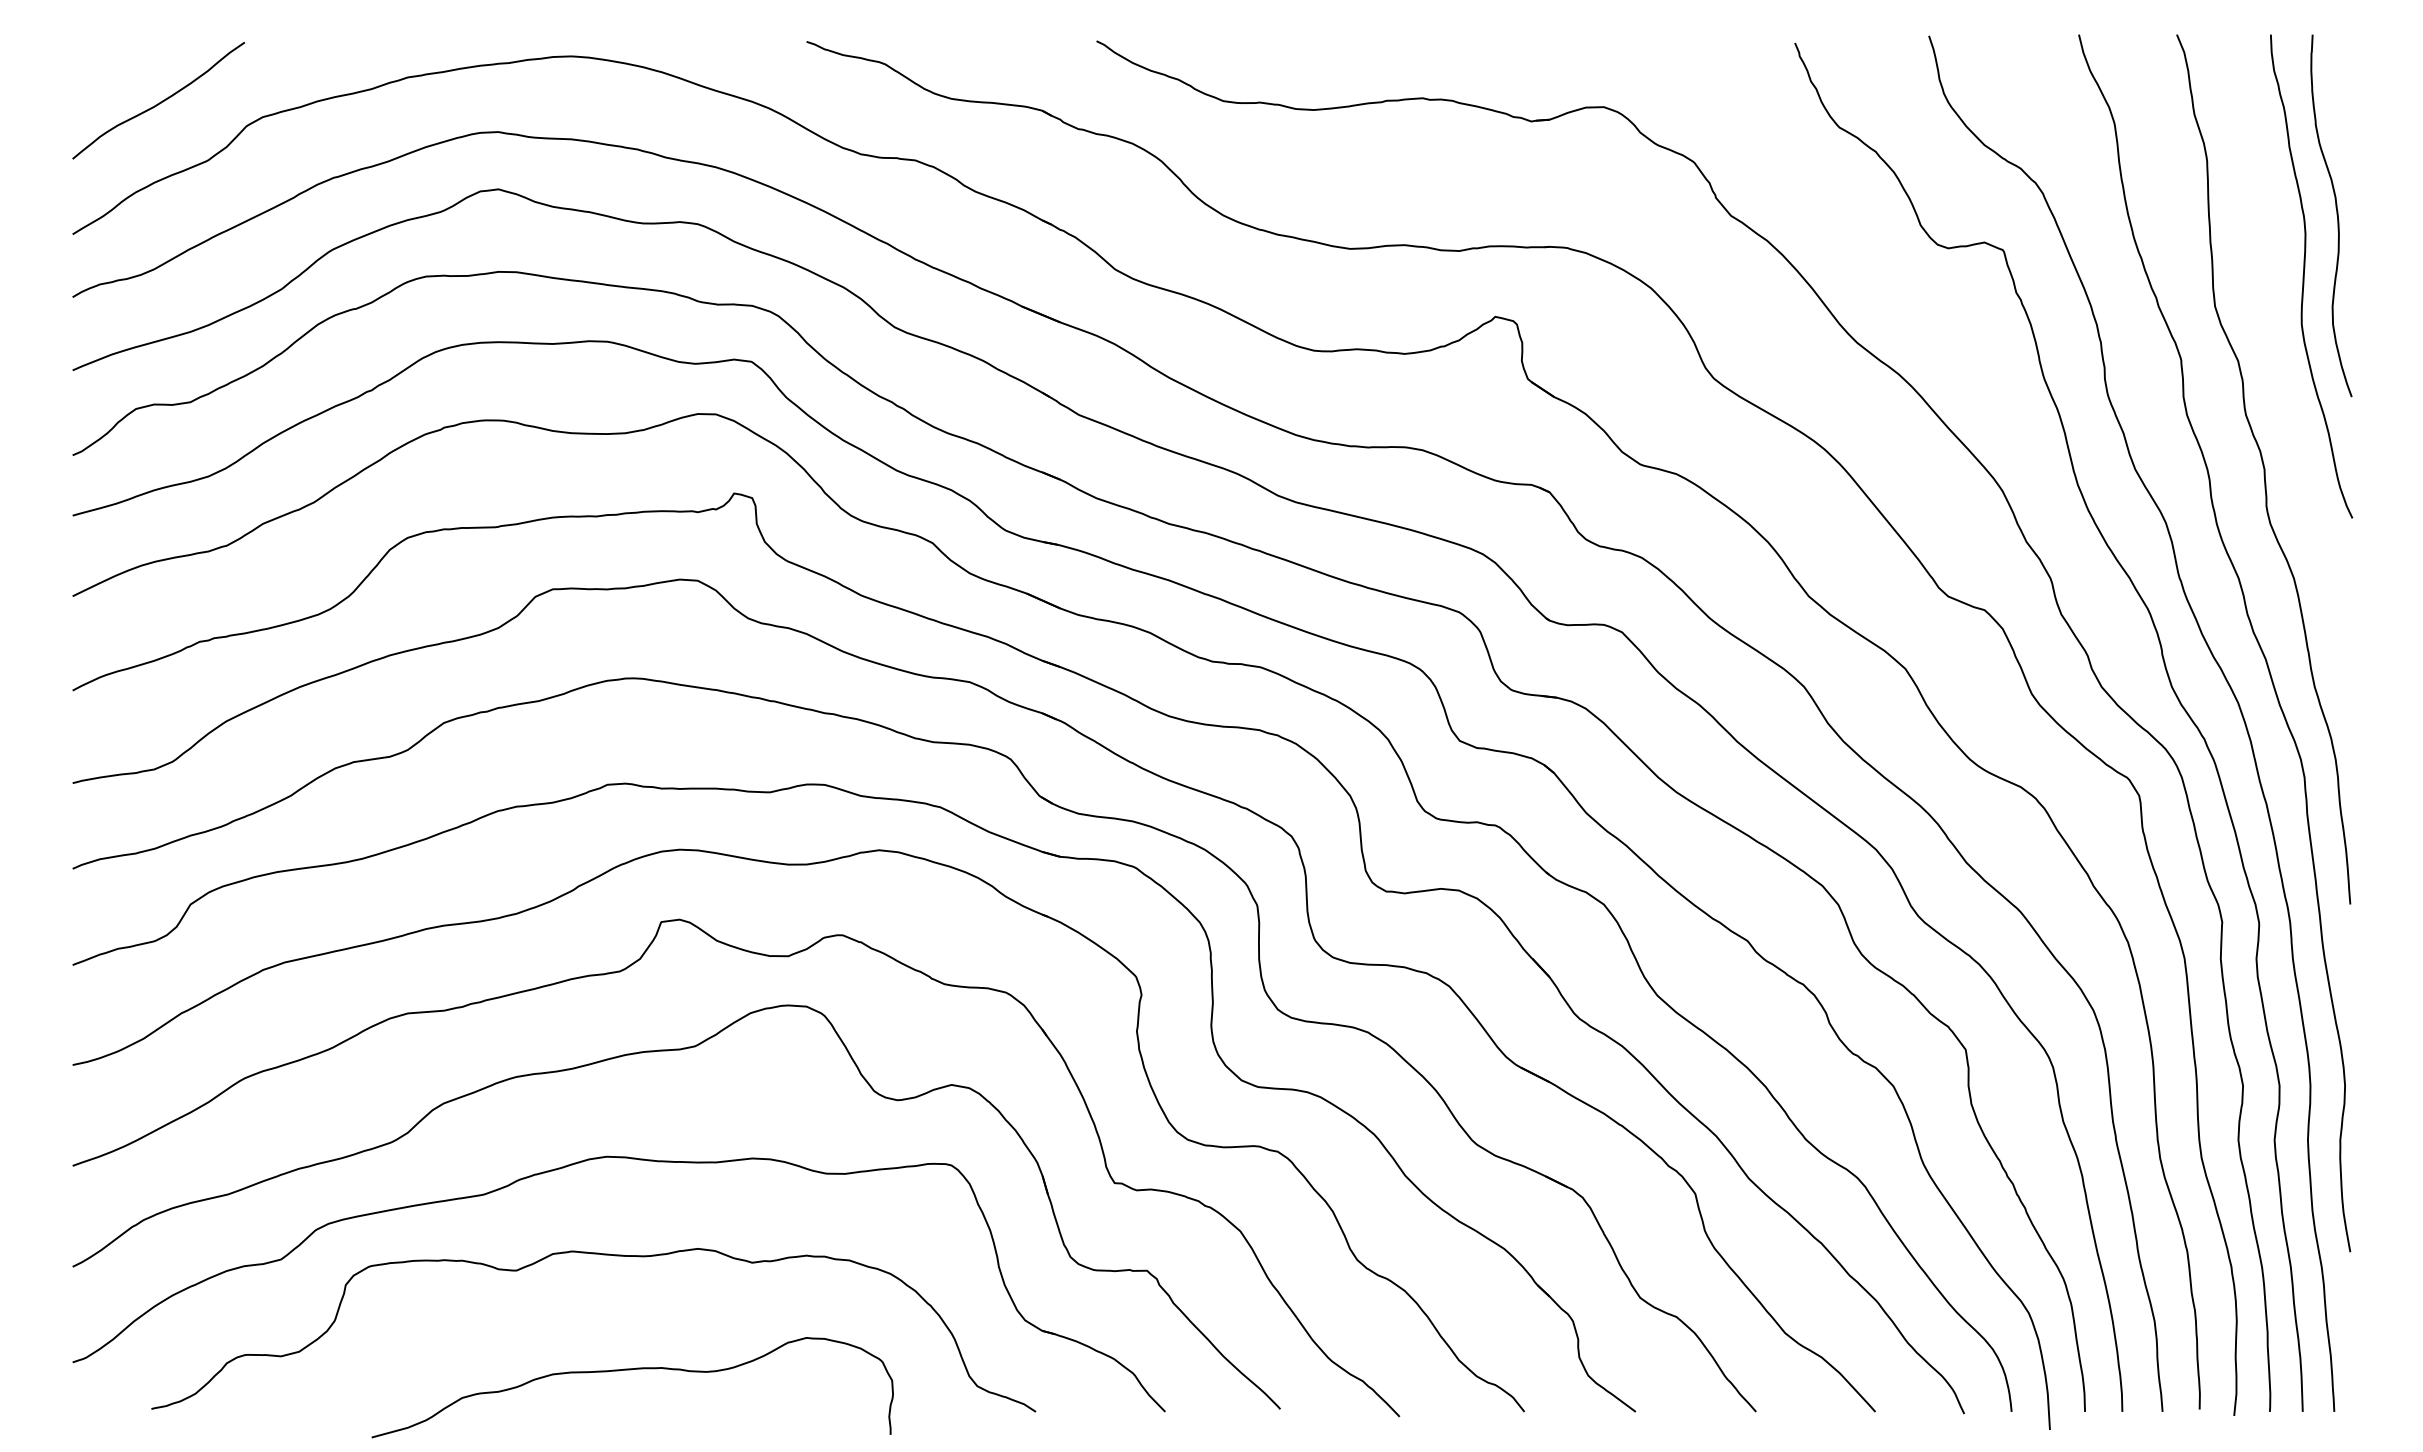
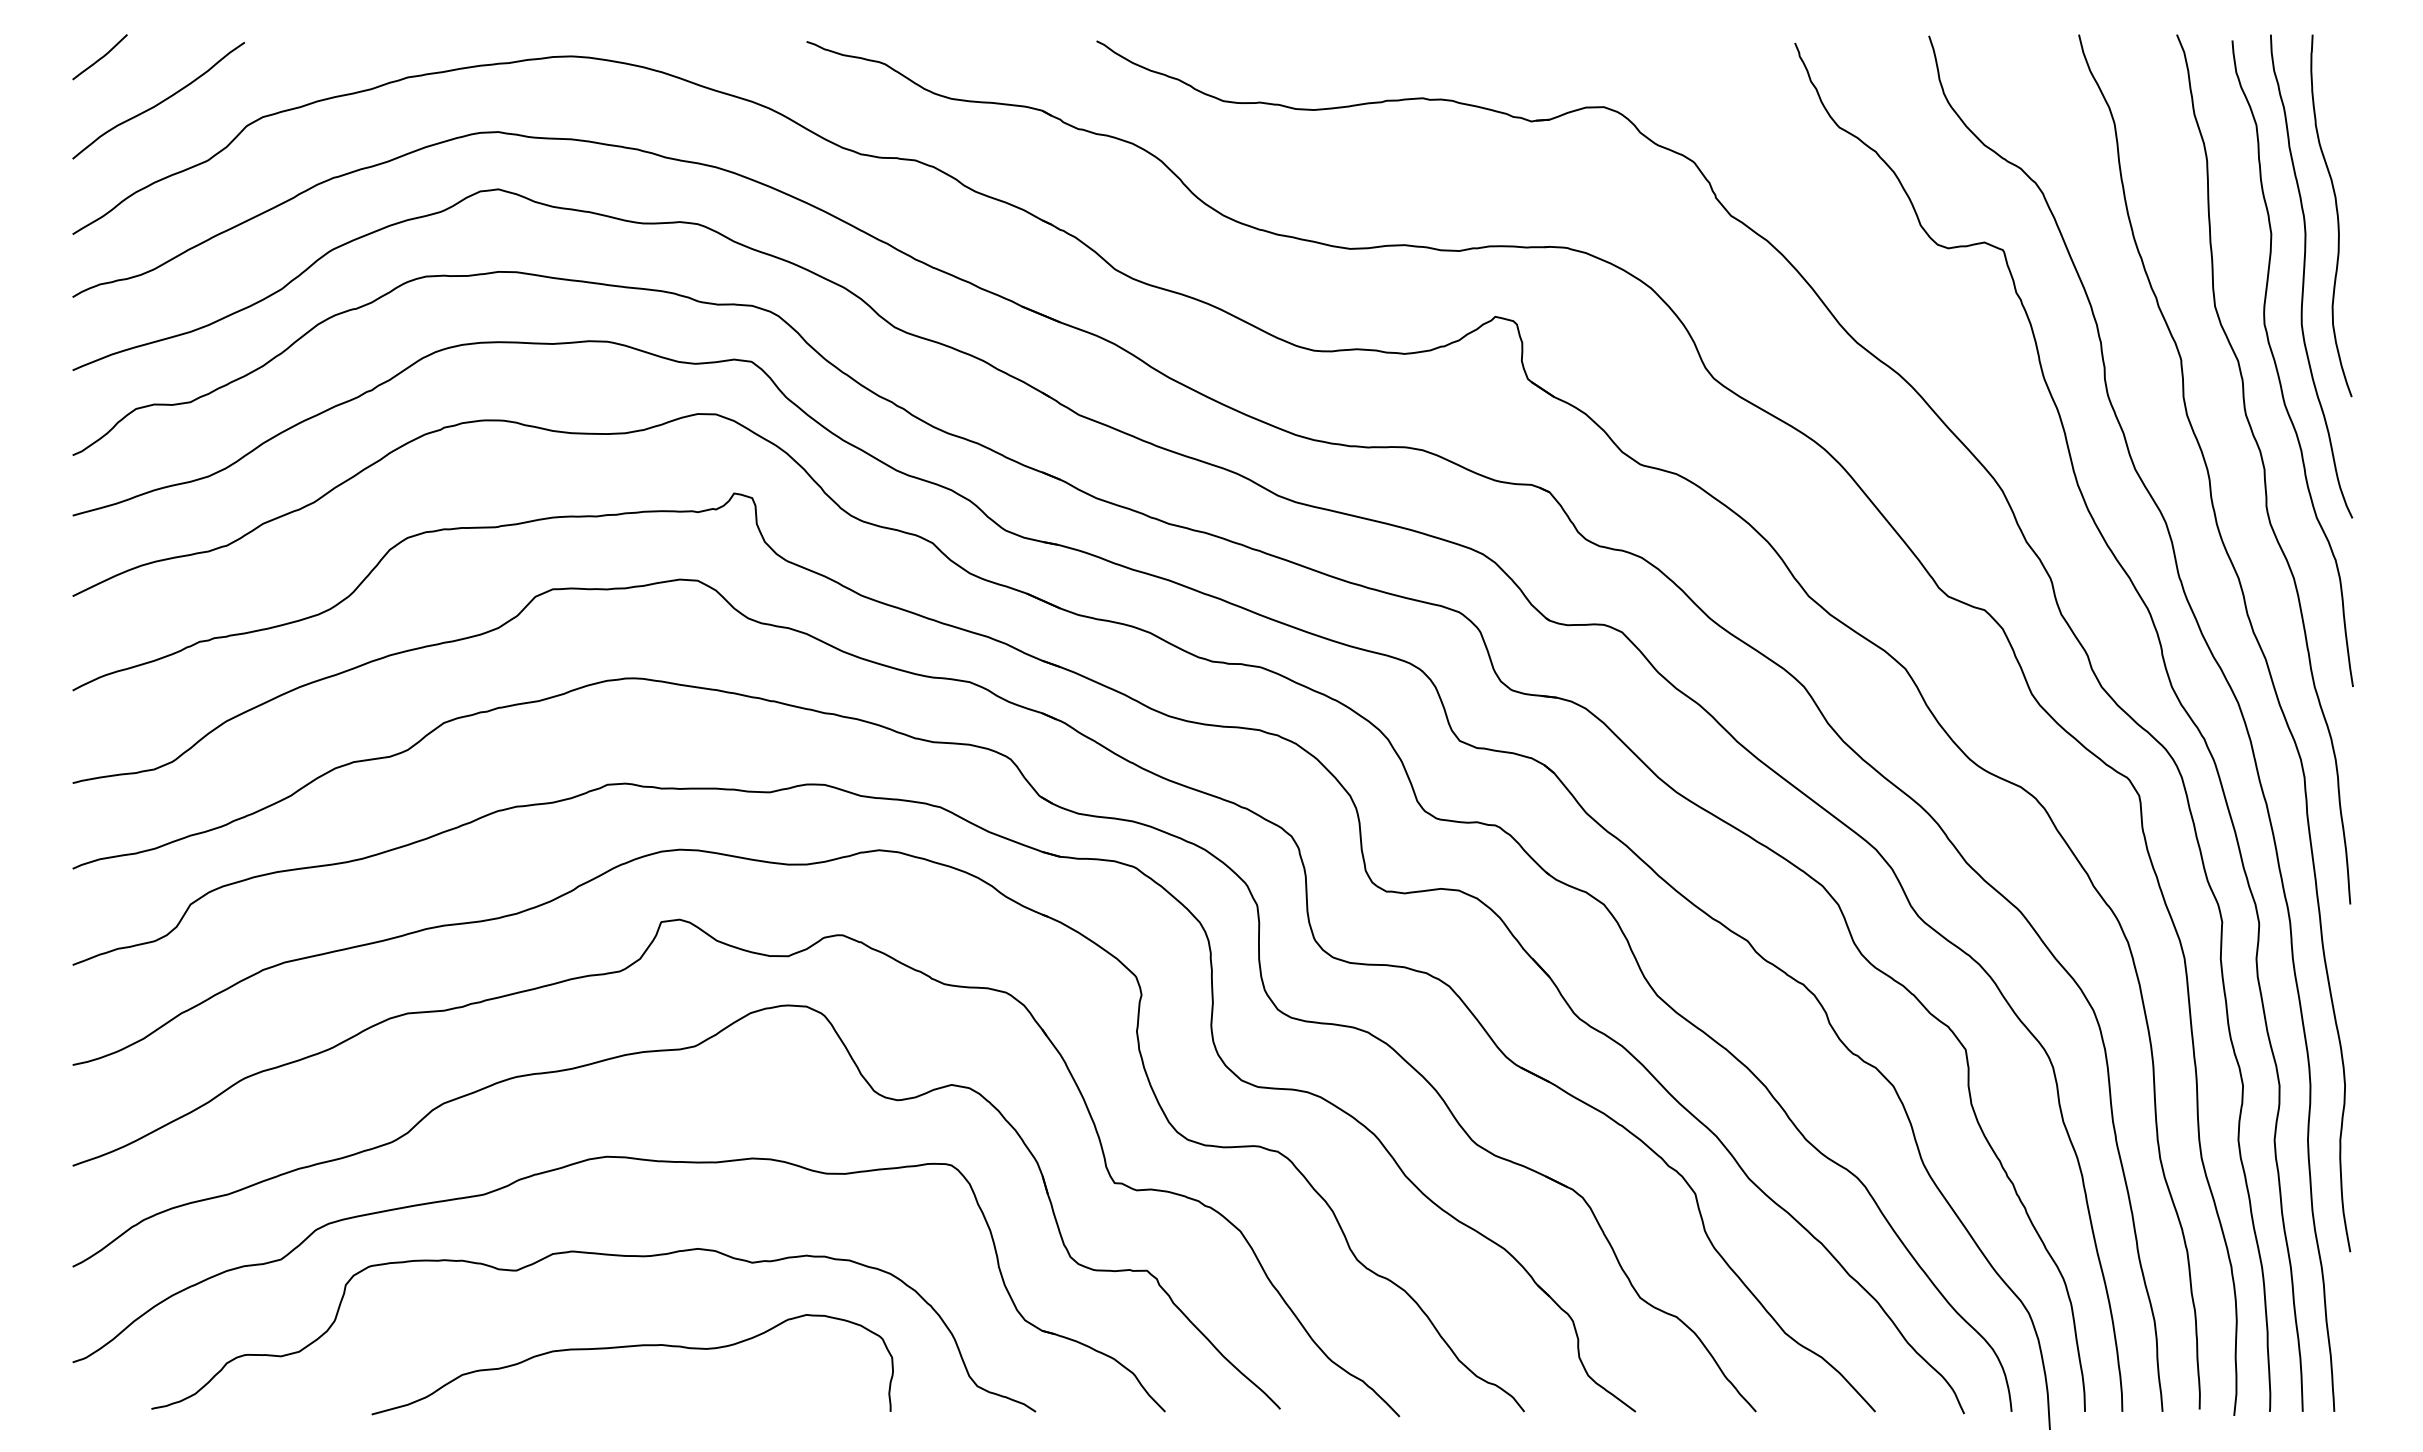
curve: none -> present (100, 57)
curve: none -> present (2277, 367)
curve position: (631, 1370) -> (631, 1347) (631, 1347)
